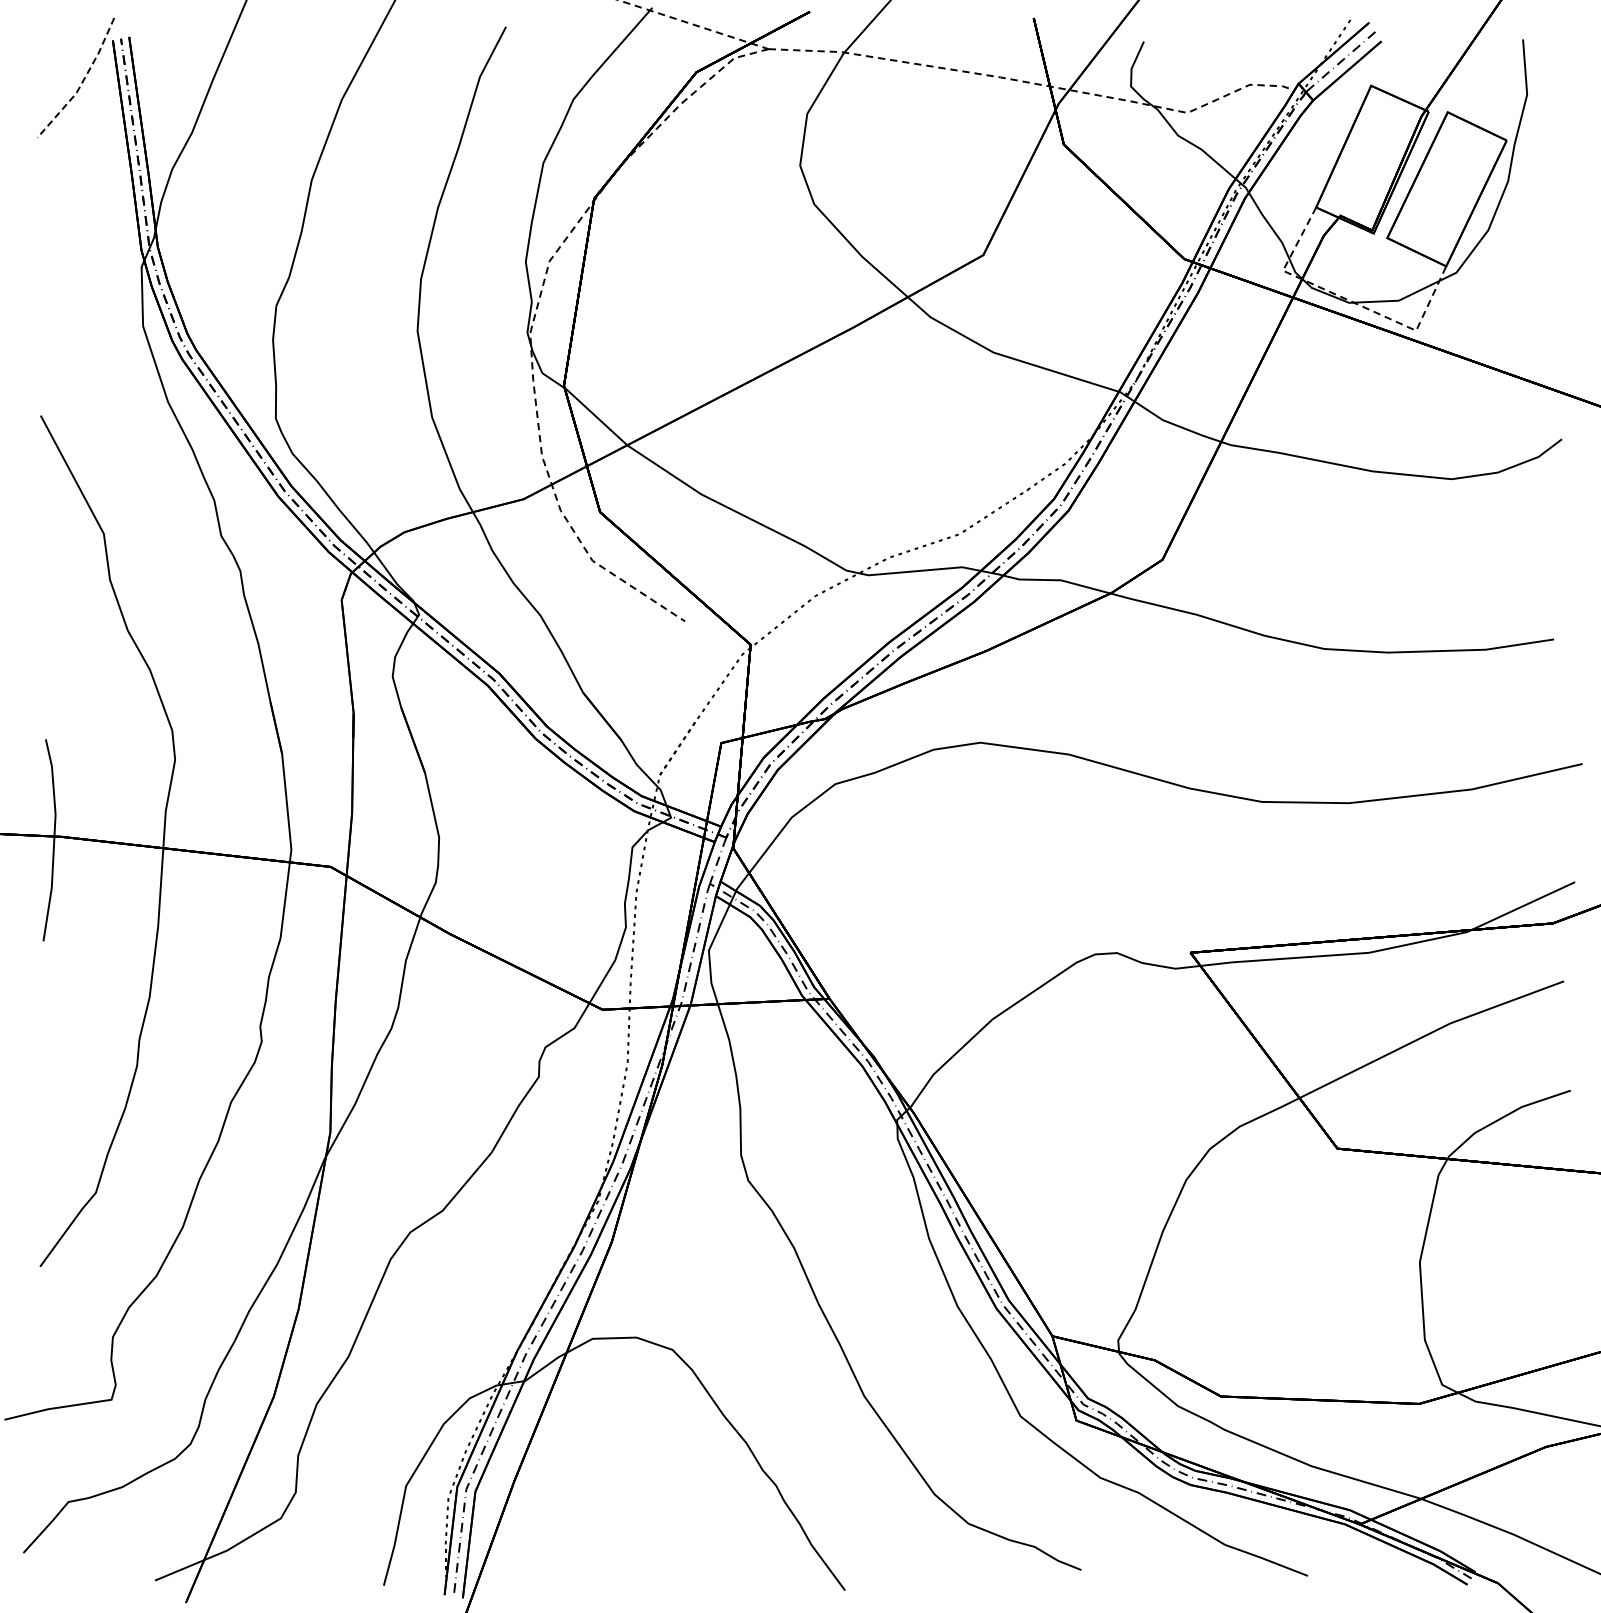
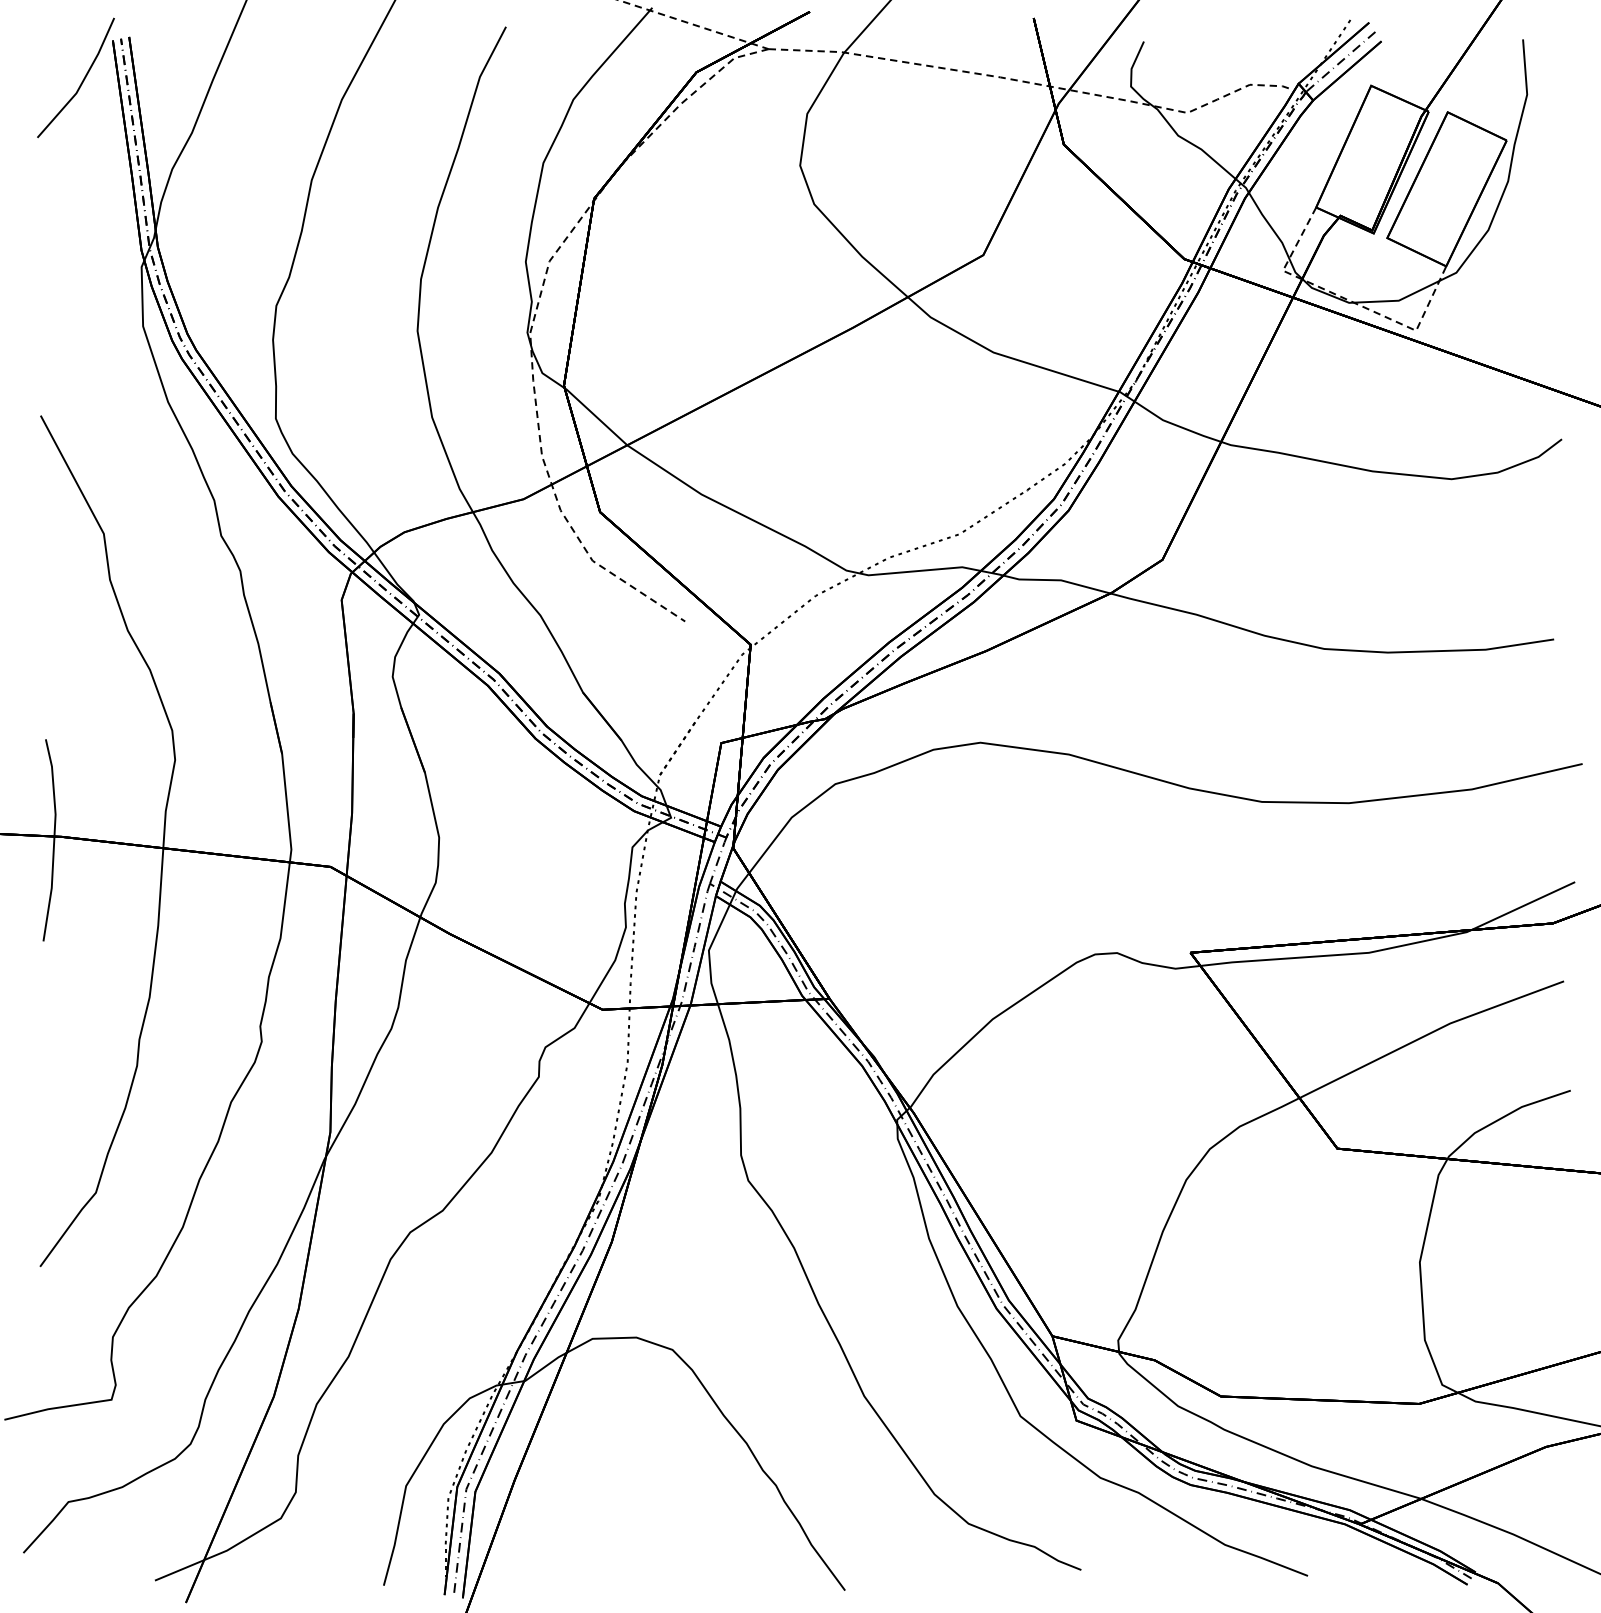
line: dashed -> solid (82, 82)
